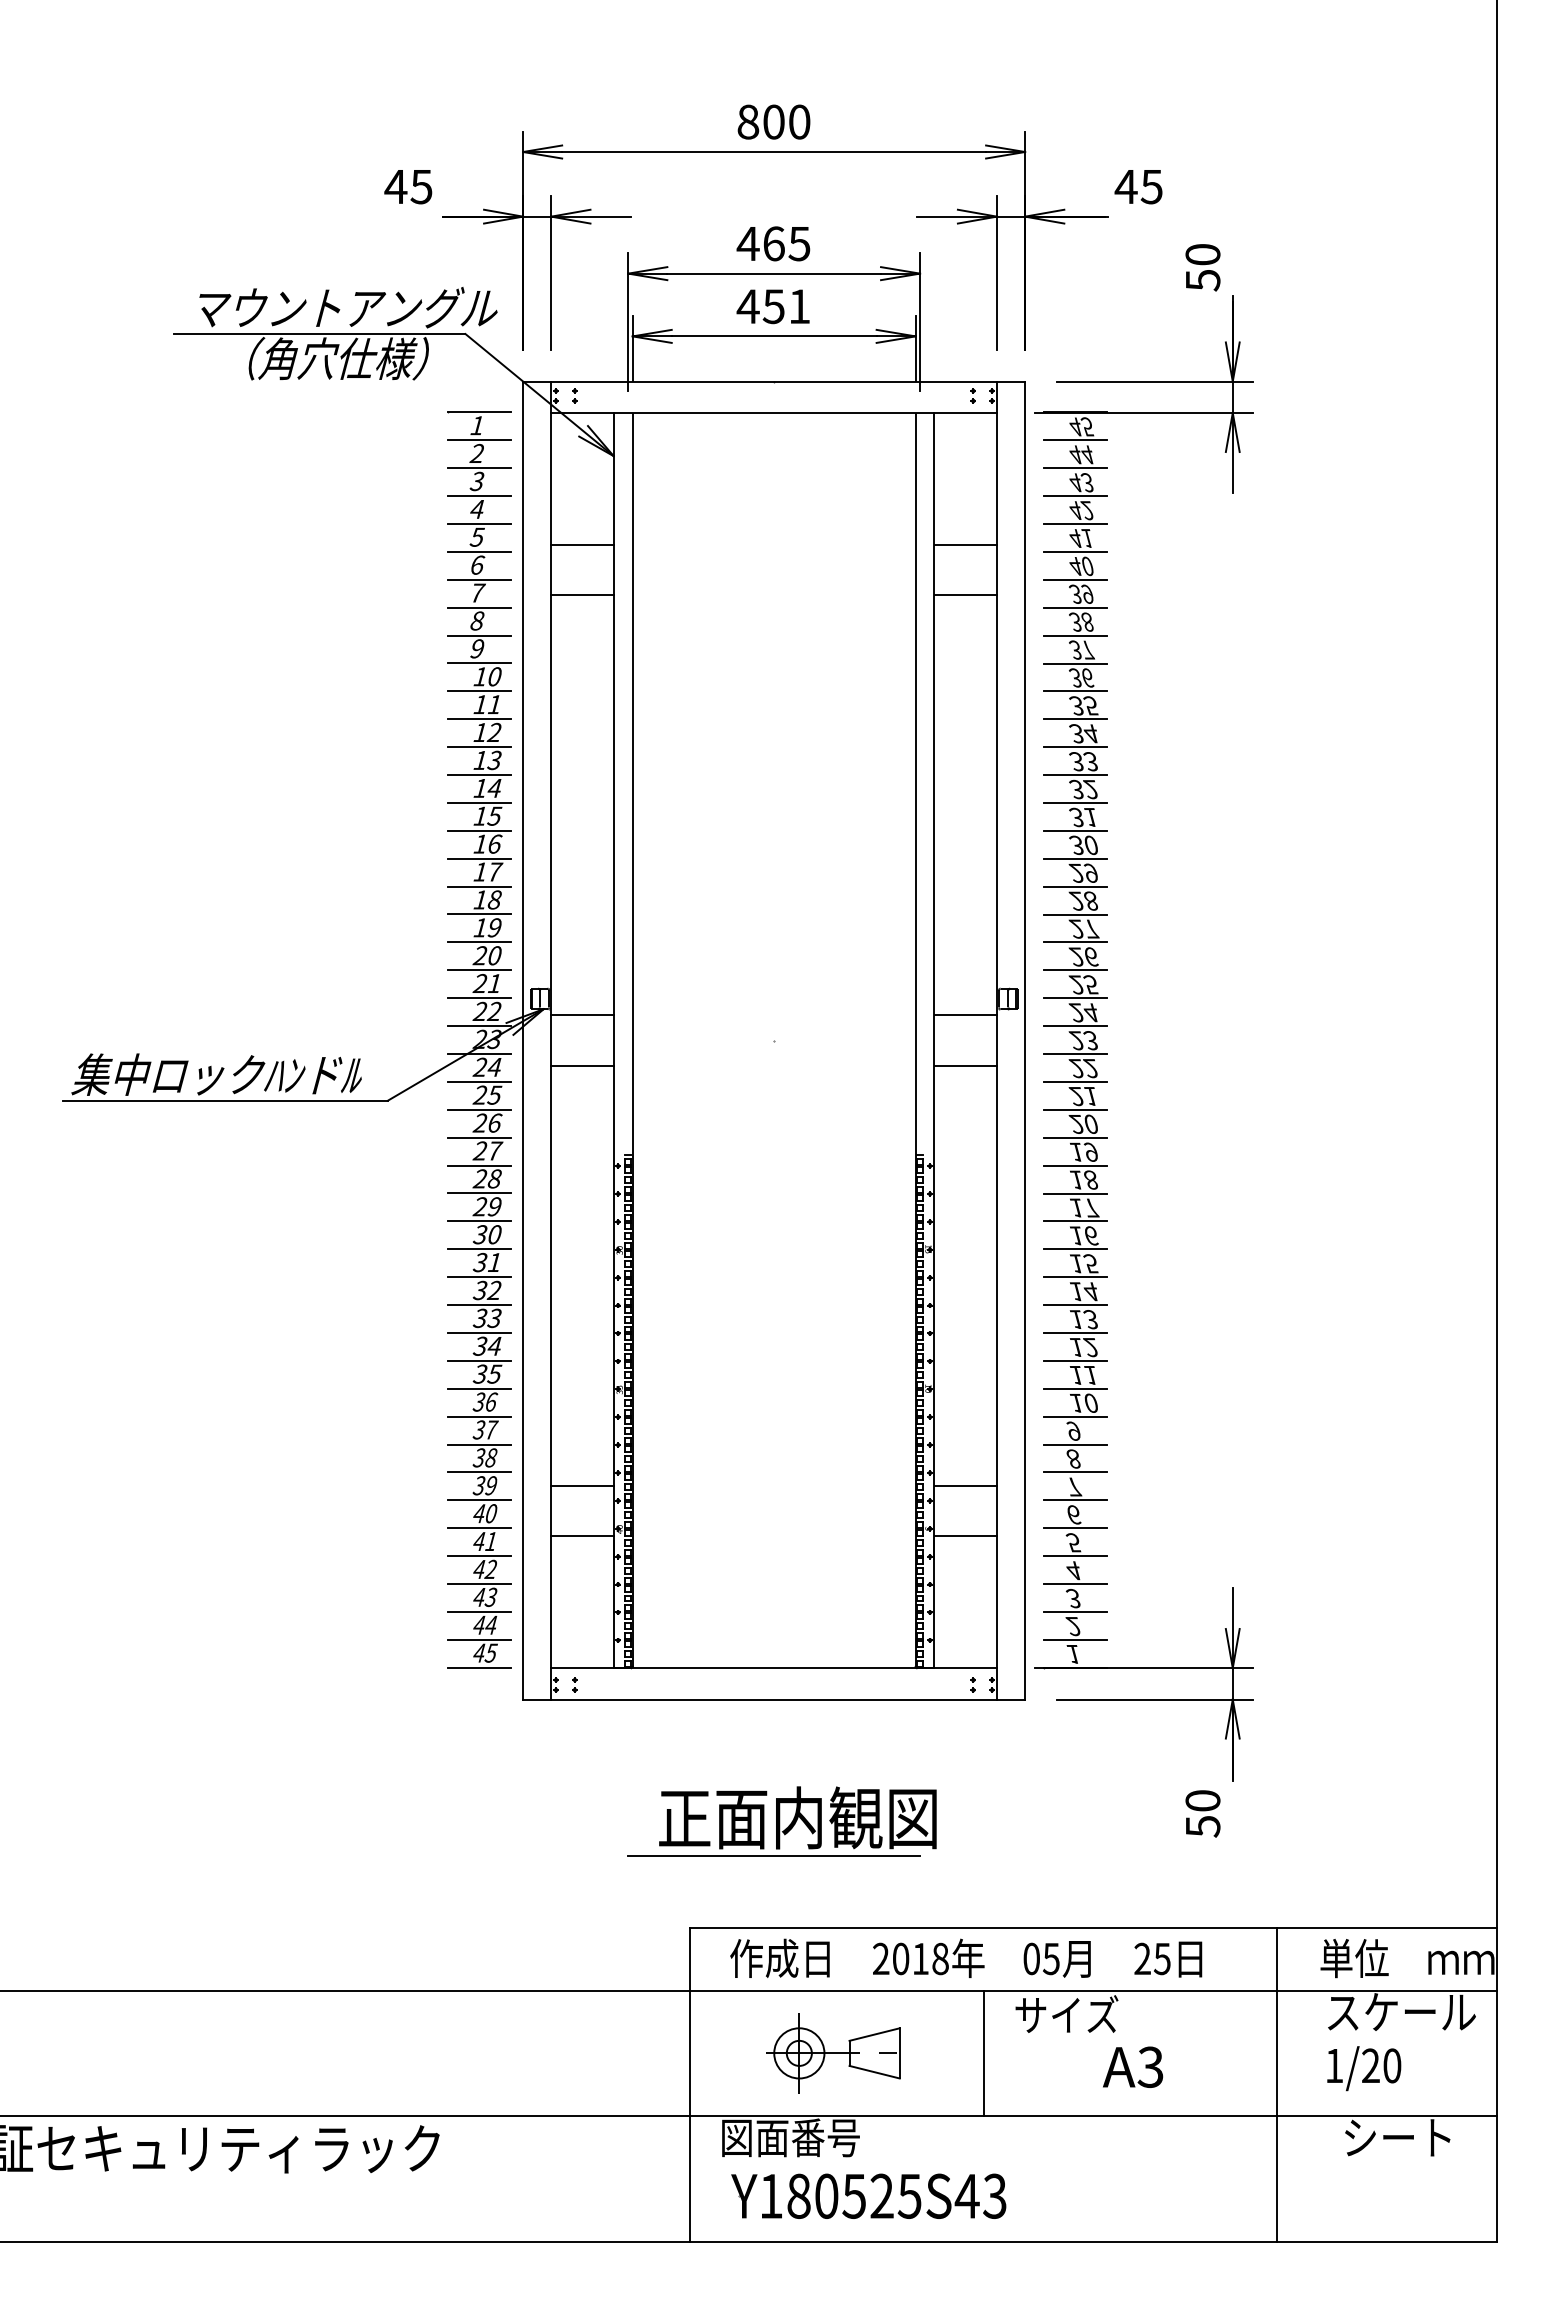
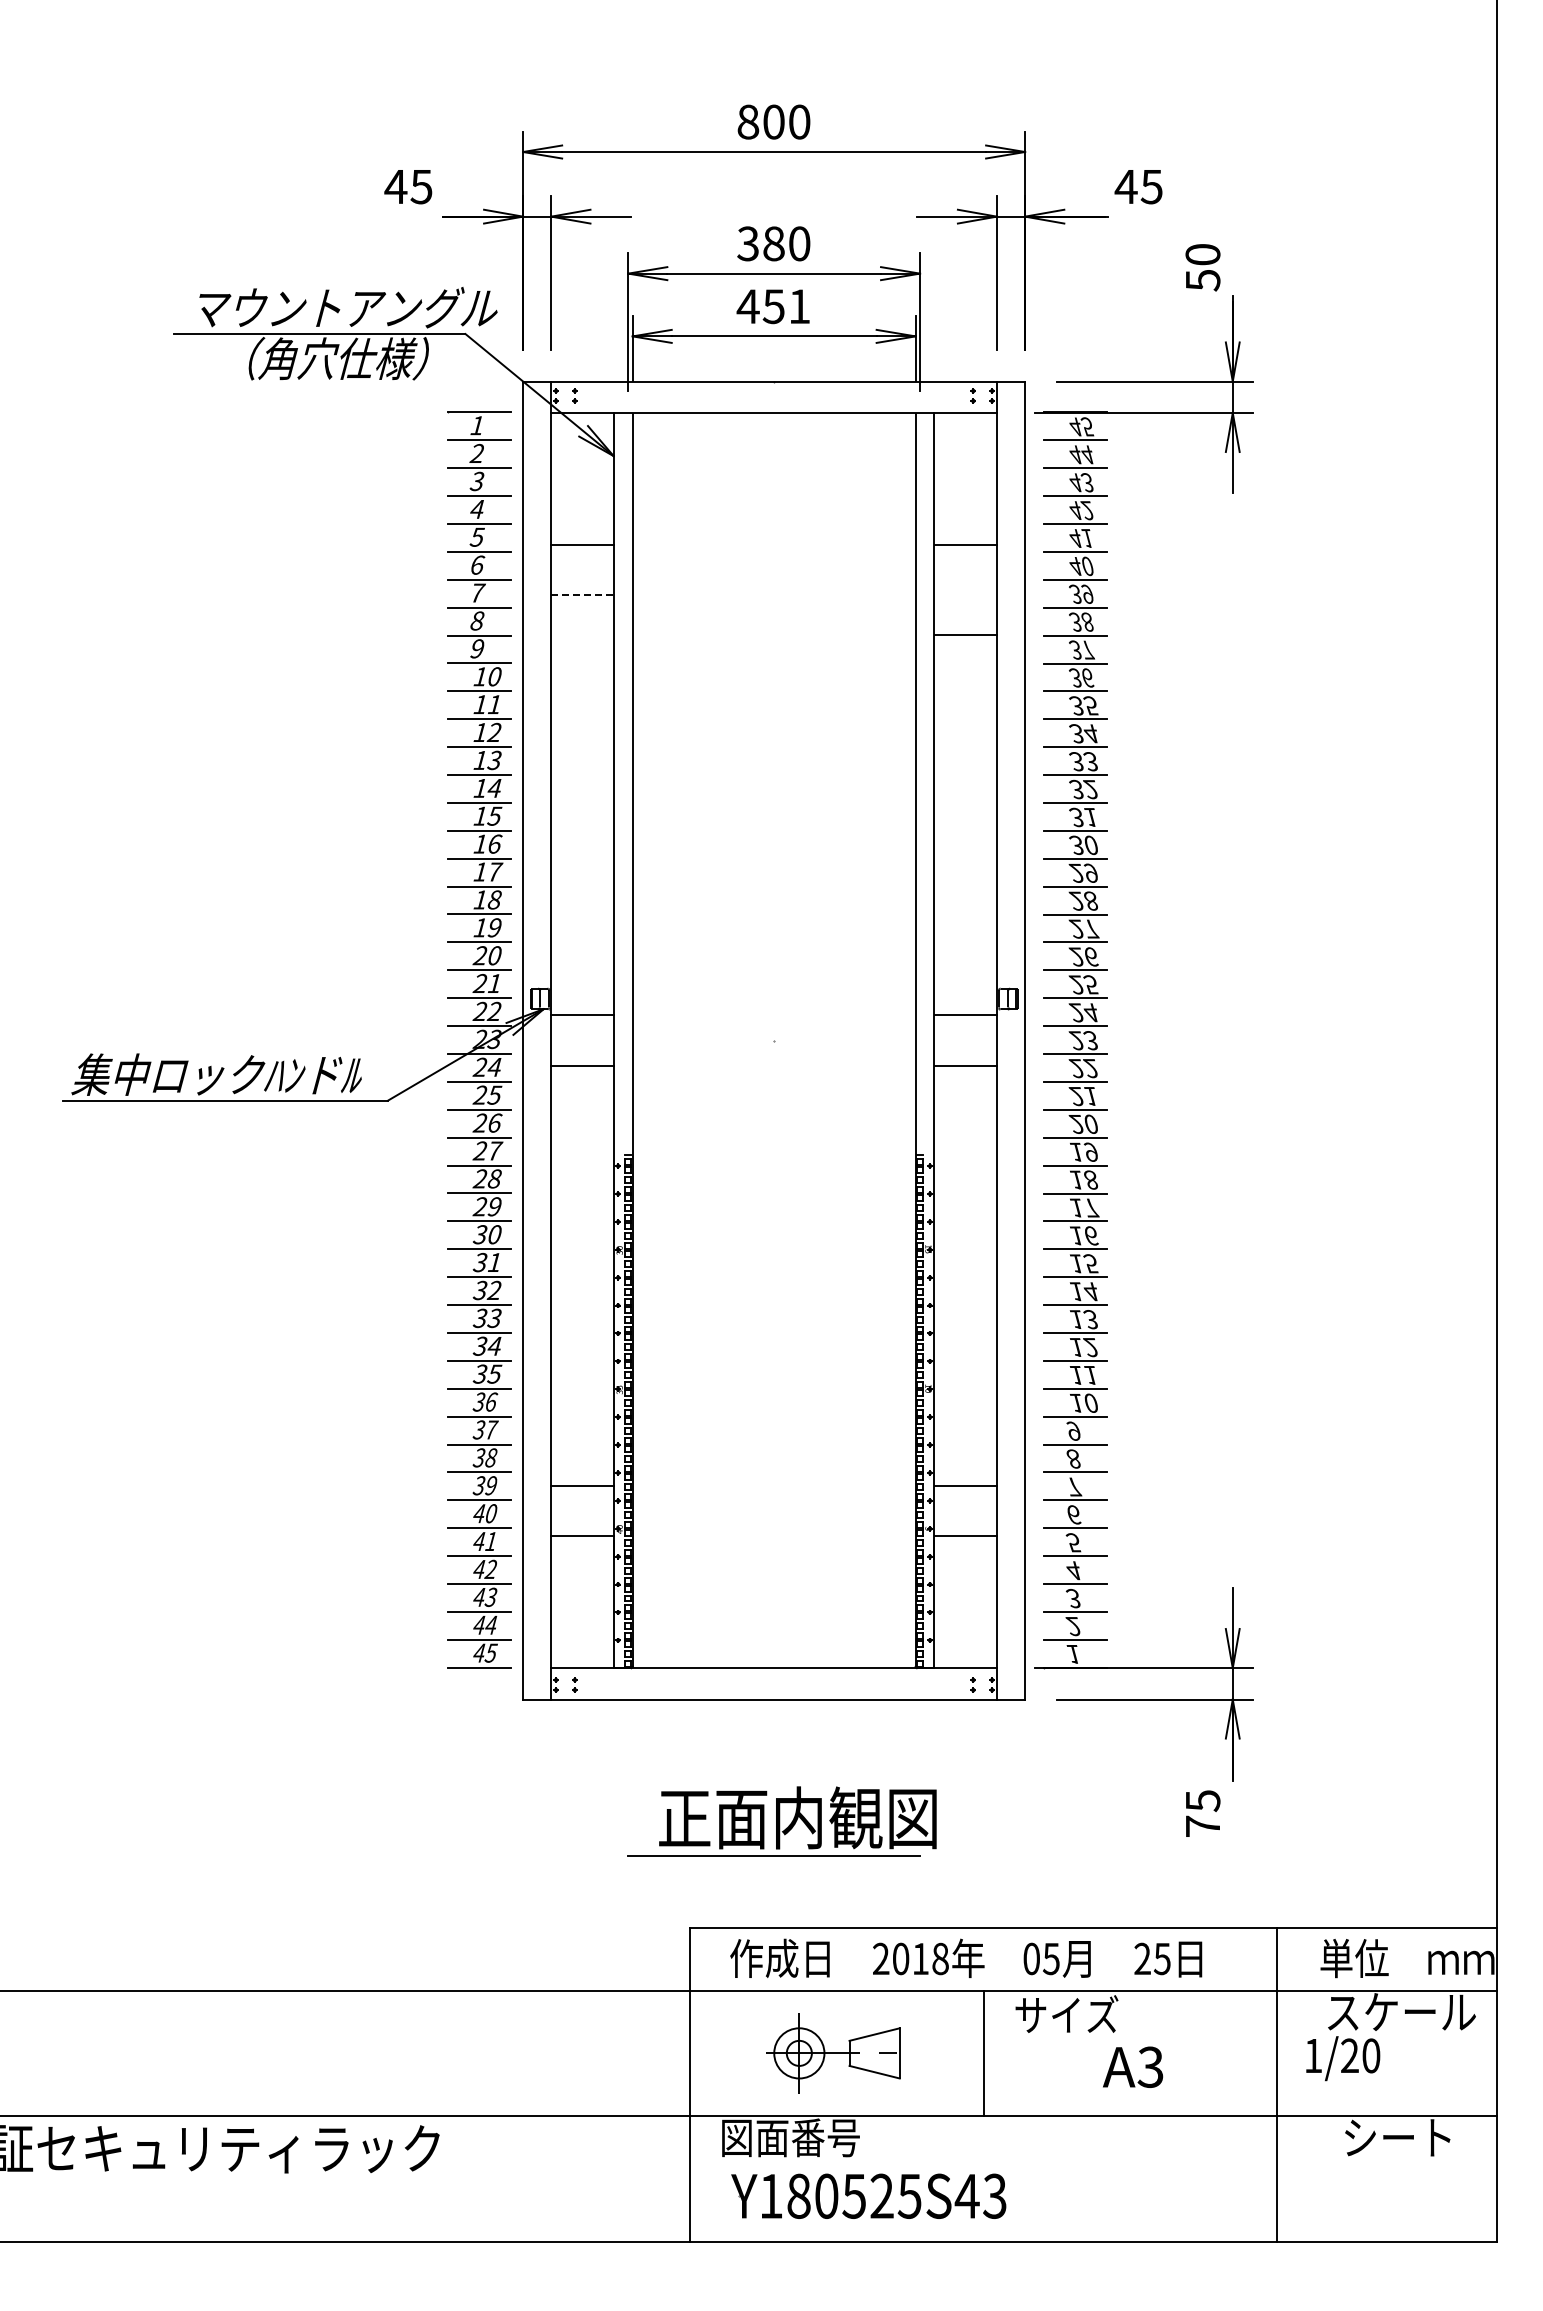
text: 465 -> 380 (773, 243)
line: solid -> dashed (583, 594)
line position: (965, 594) -> (965, 634) (965, 634)
text: 50 -> 75 (1202, 1813)
text position: (1364, 2068) -> (1343, 2058) (1343, 2058)
